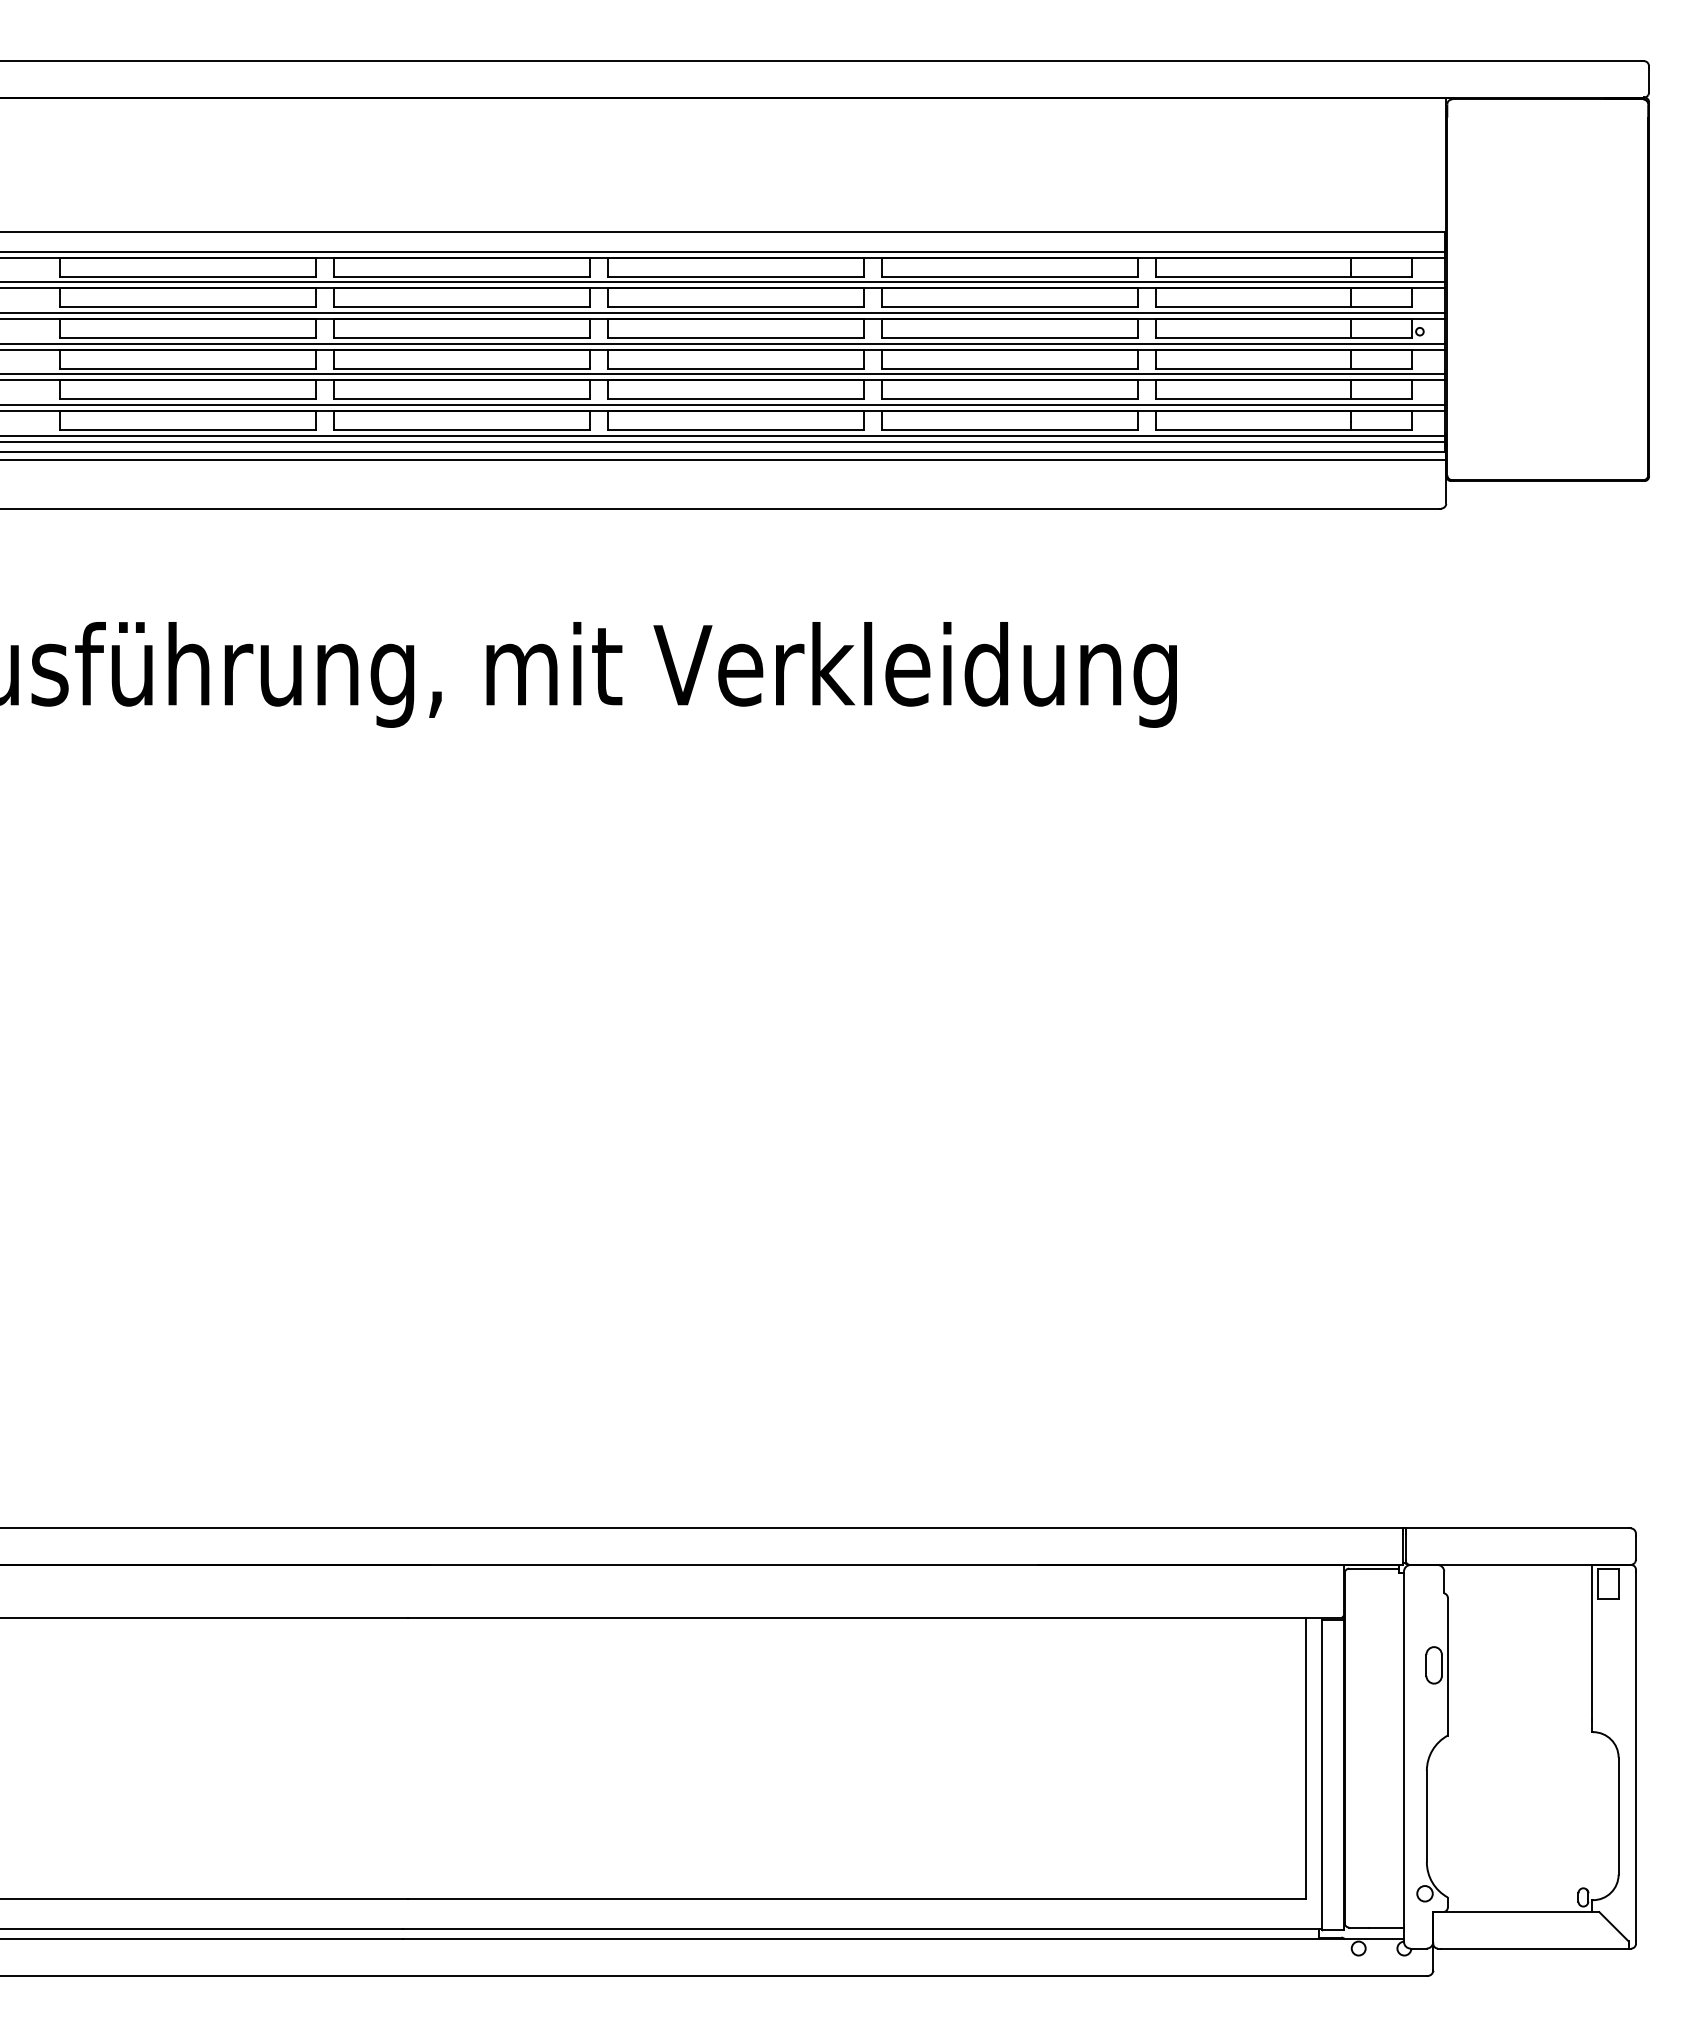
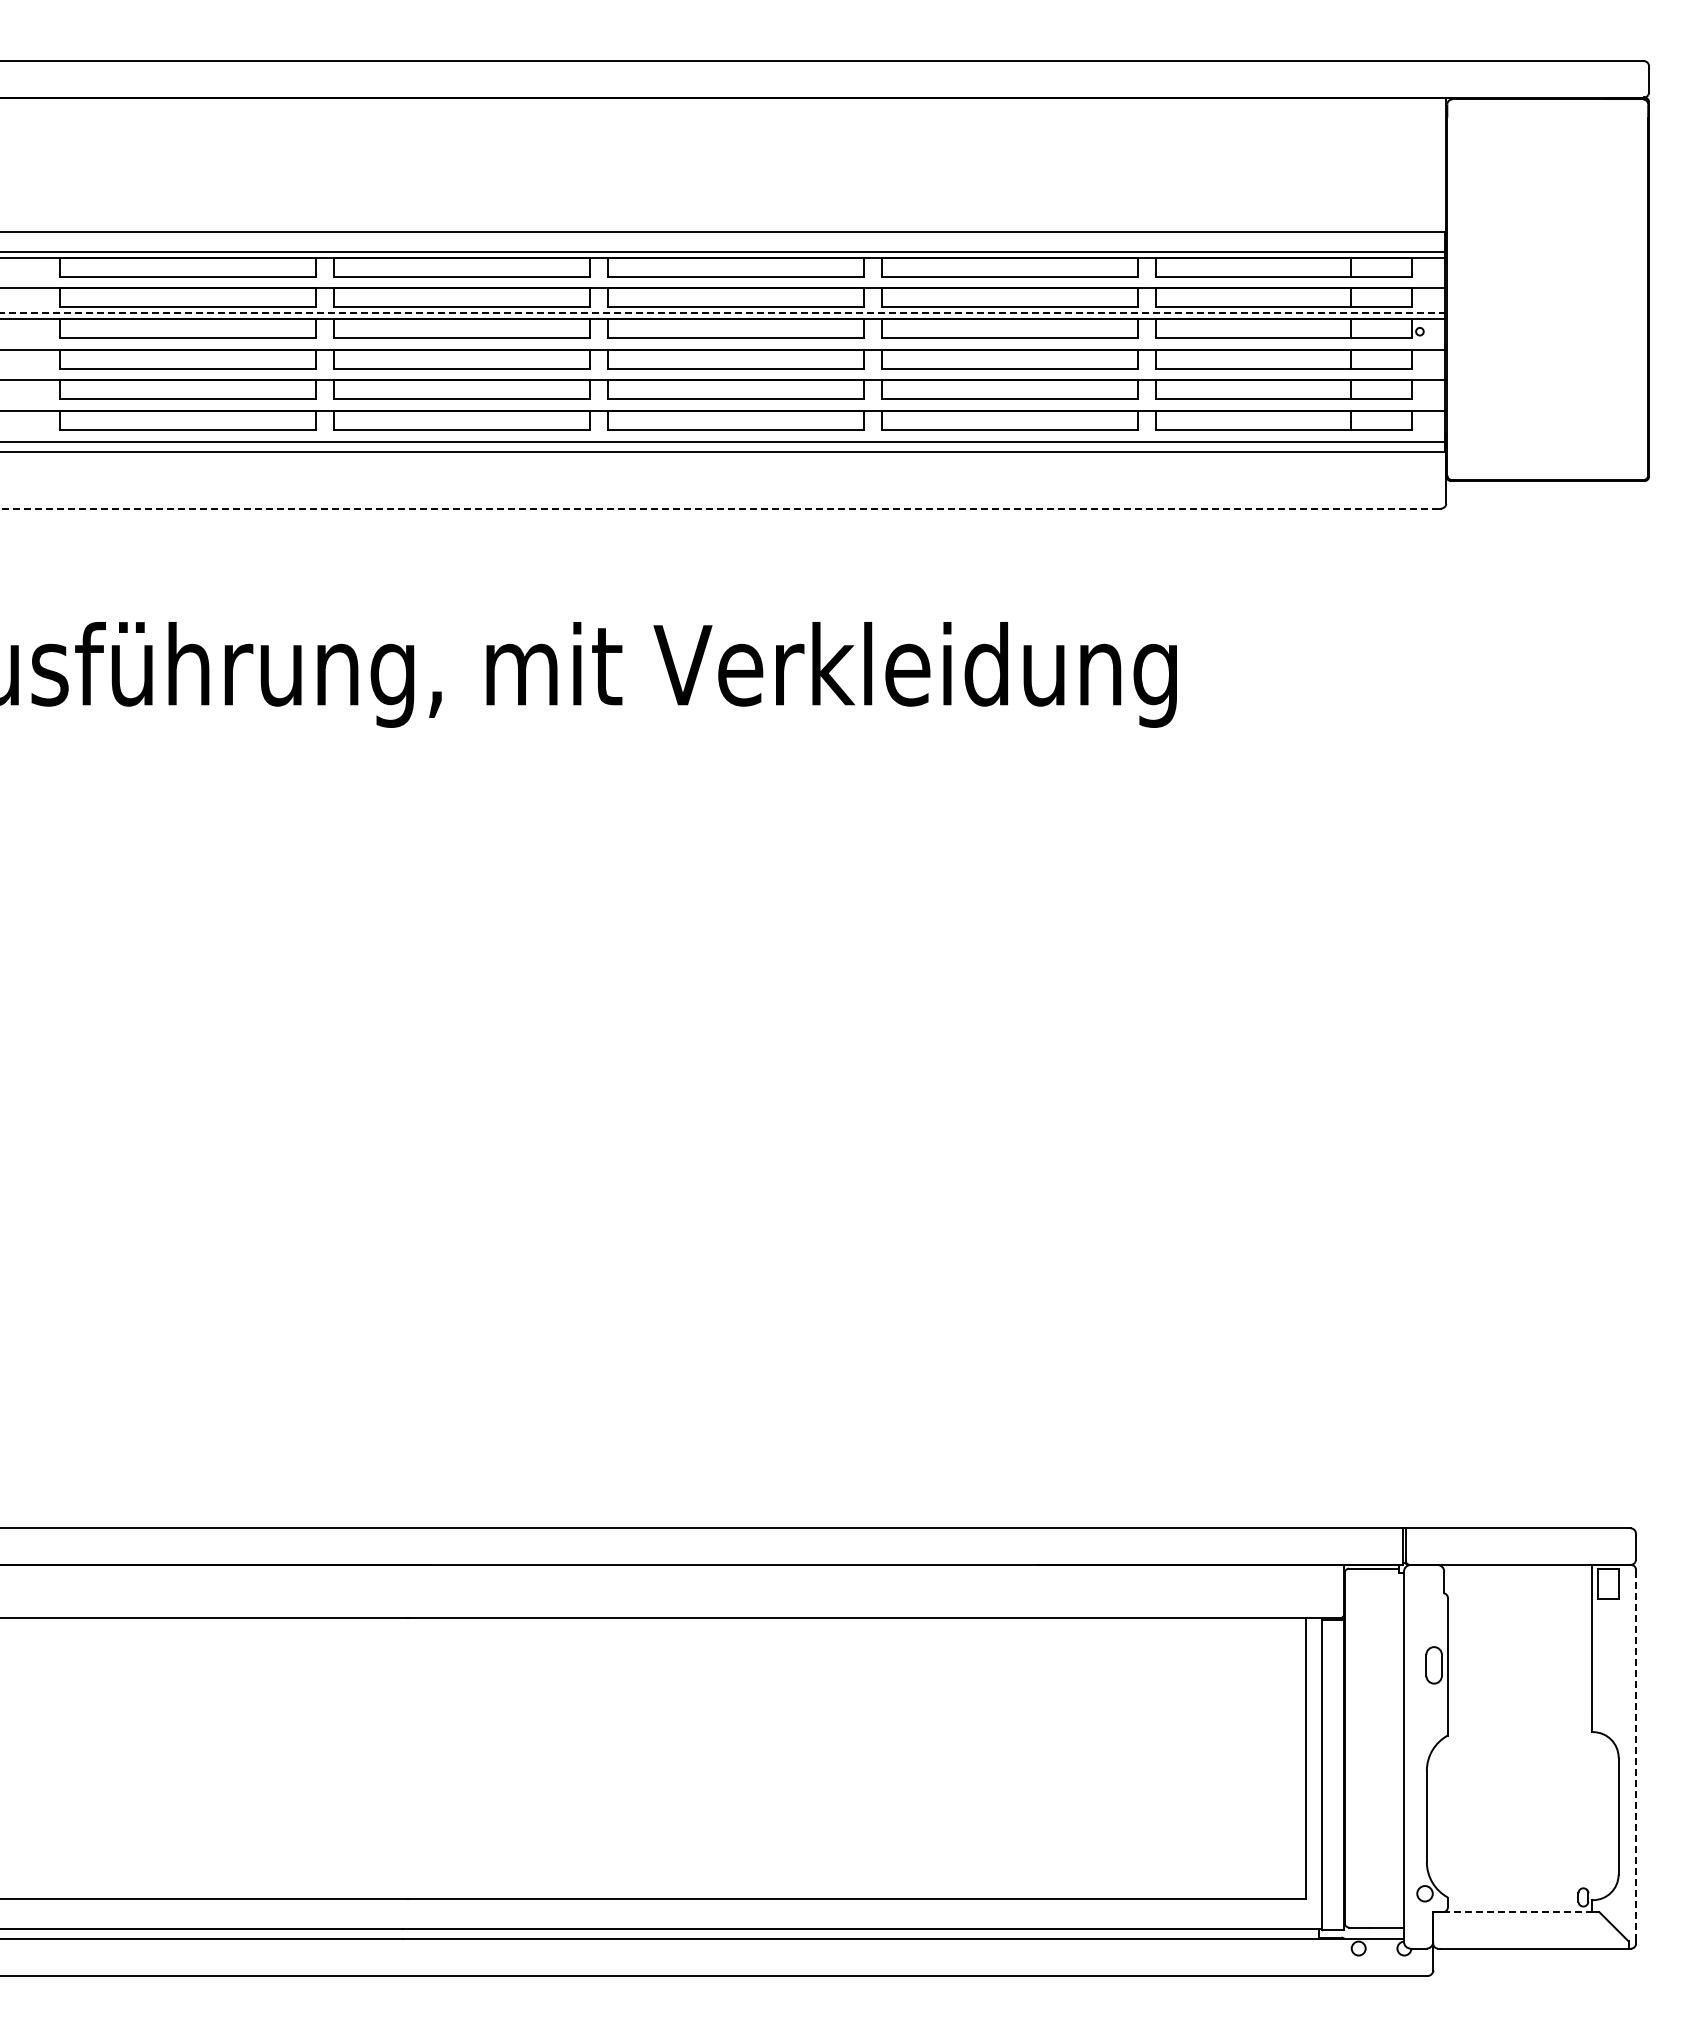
line: present -> none (723, 282)
line: solid -> dashed (722, 313)
line: present -> none (723, 343)
line: present -> none (723, 374)
line: present -> none (723, 405)
line: present -> none (723, 435)
line: present -> none (723, 459)
line: solid -> dashed (720, 508)
line: solid -> dashed (1635, 1756)
line: solid -> dashed (1517, 1912)
